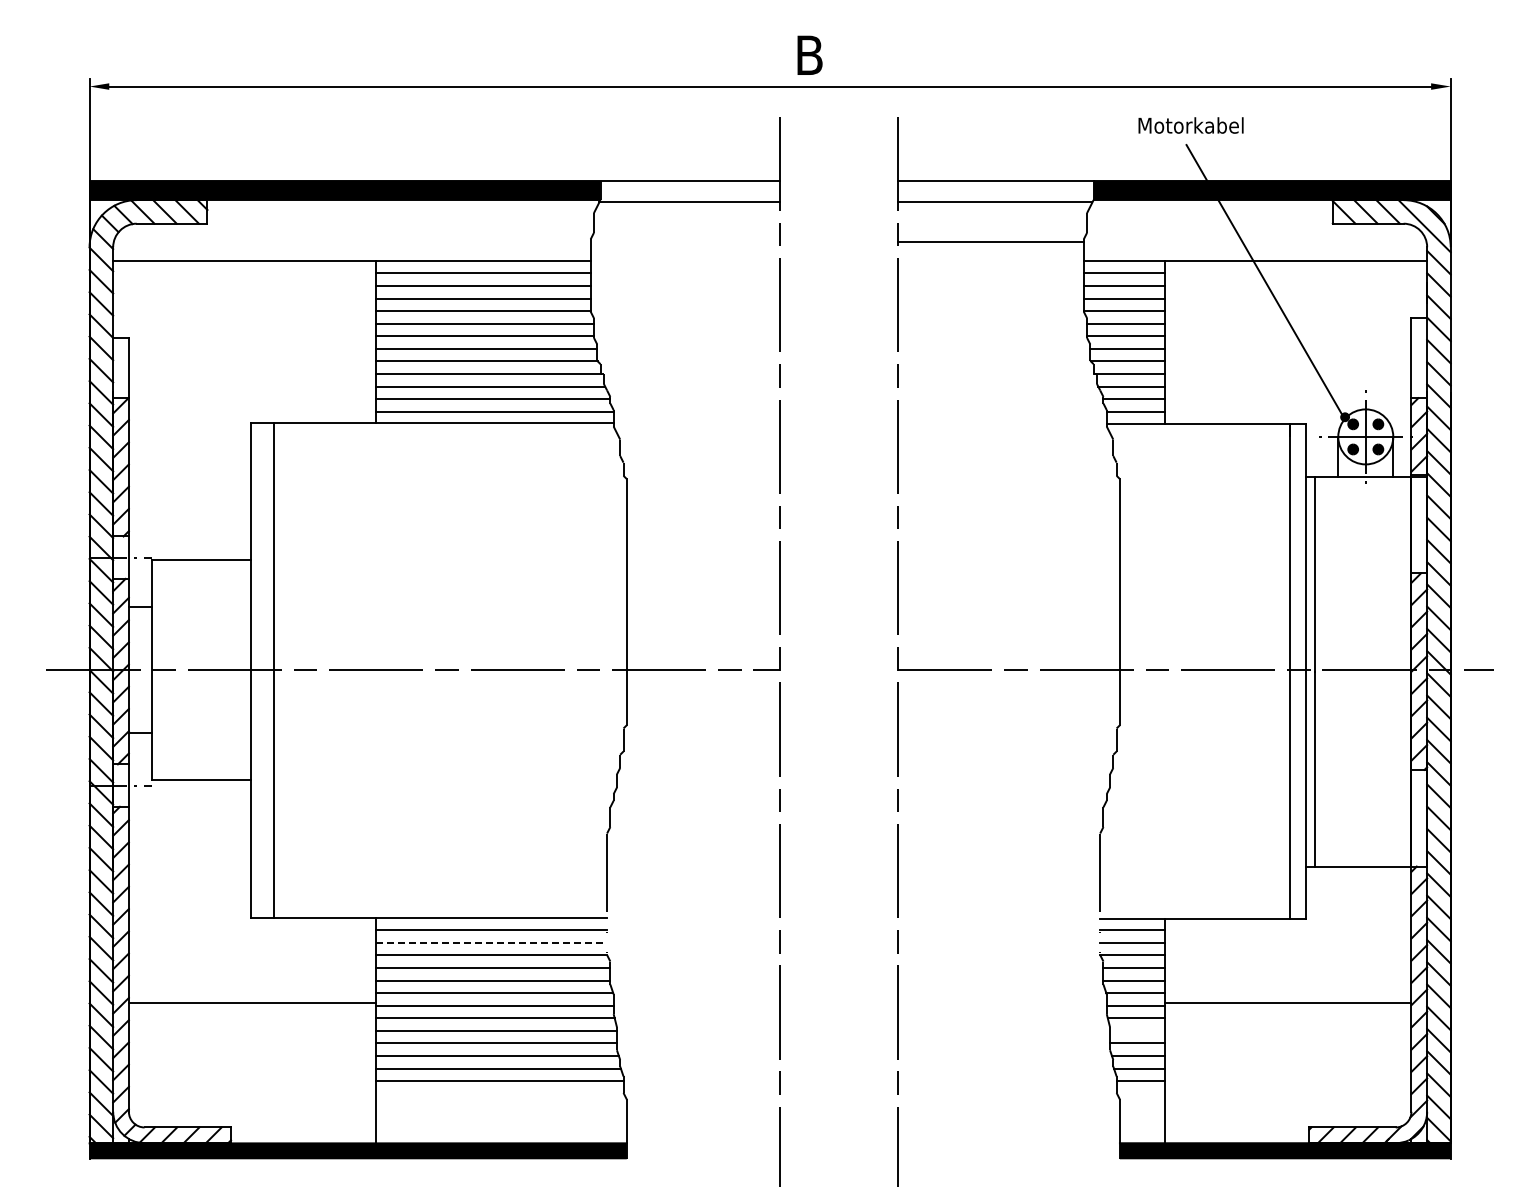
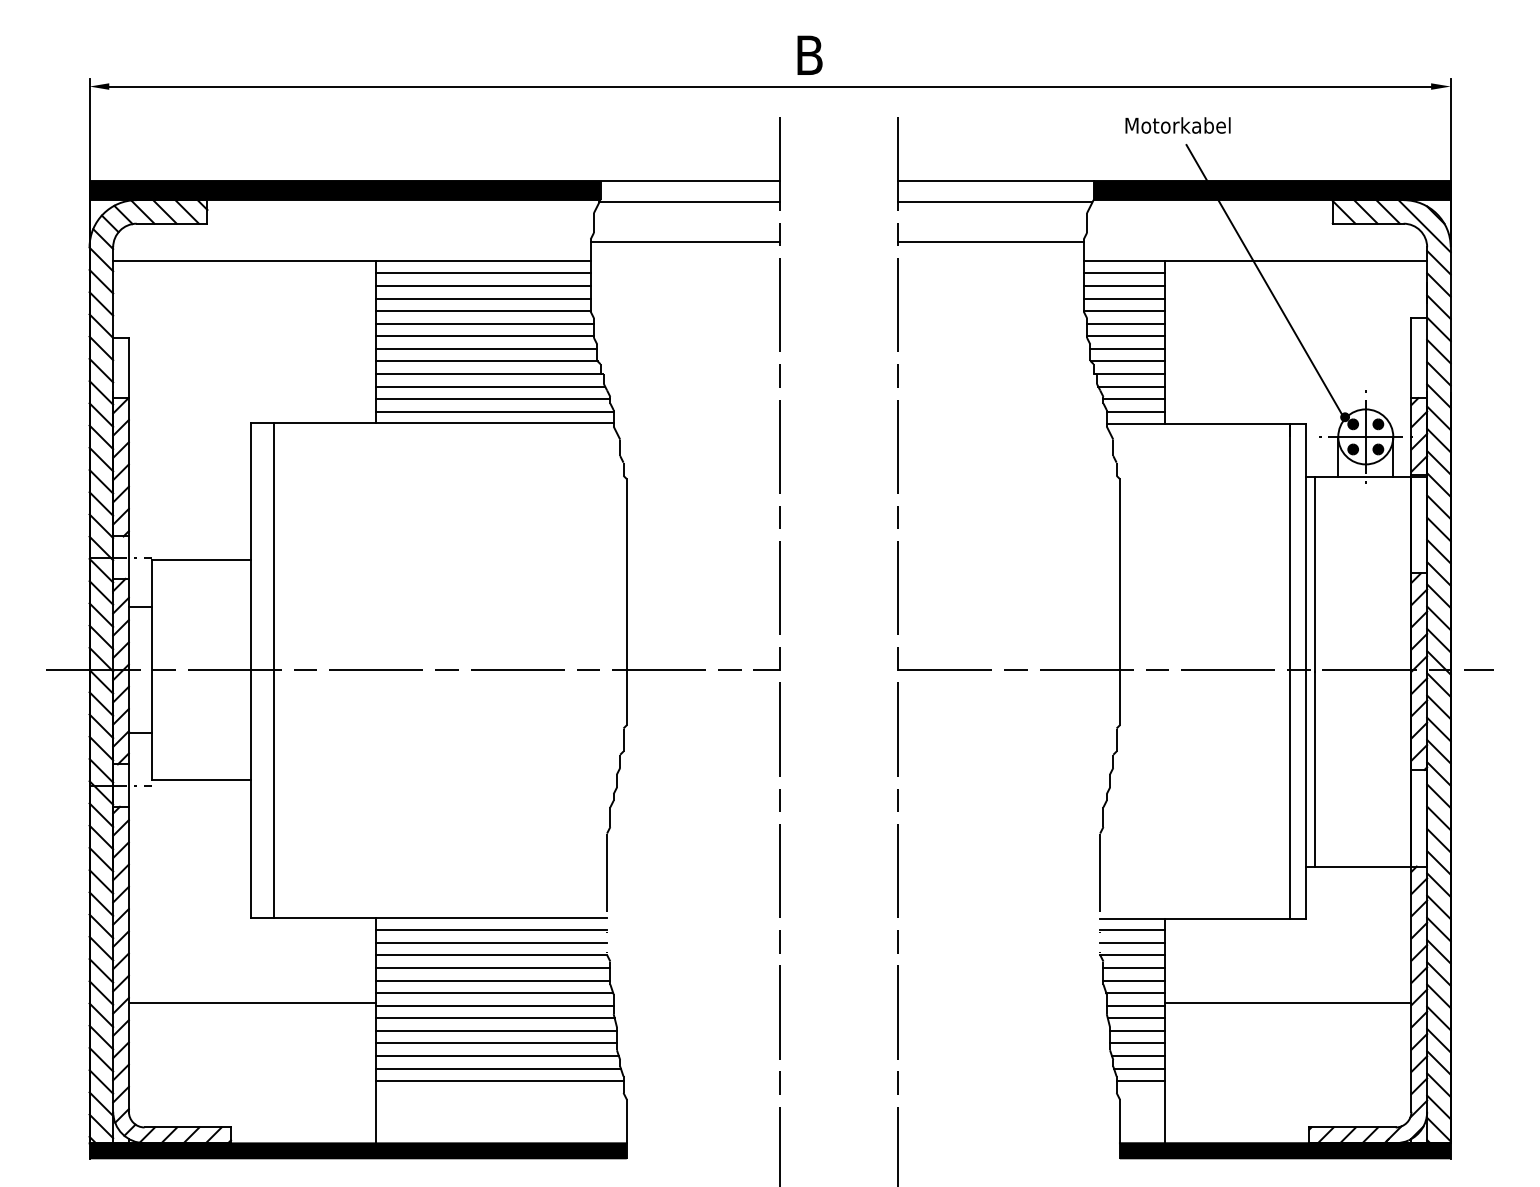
text position: (1190, 125) -> (1177, 125) (1177, 125)
line: none -> present (684, 241)
line: dashed -> solid (491, 942)
line: none -> present (1137, 1030)
